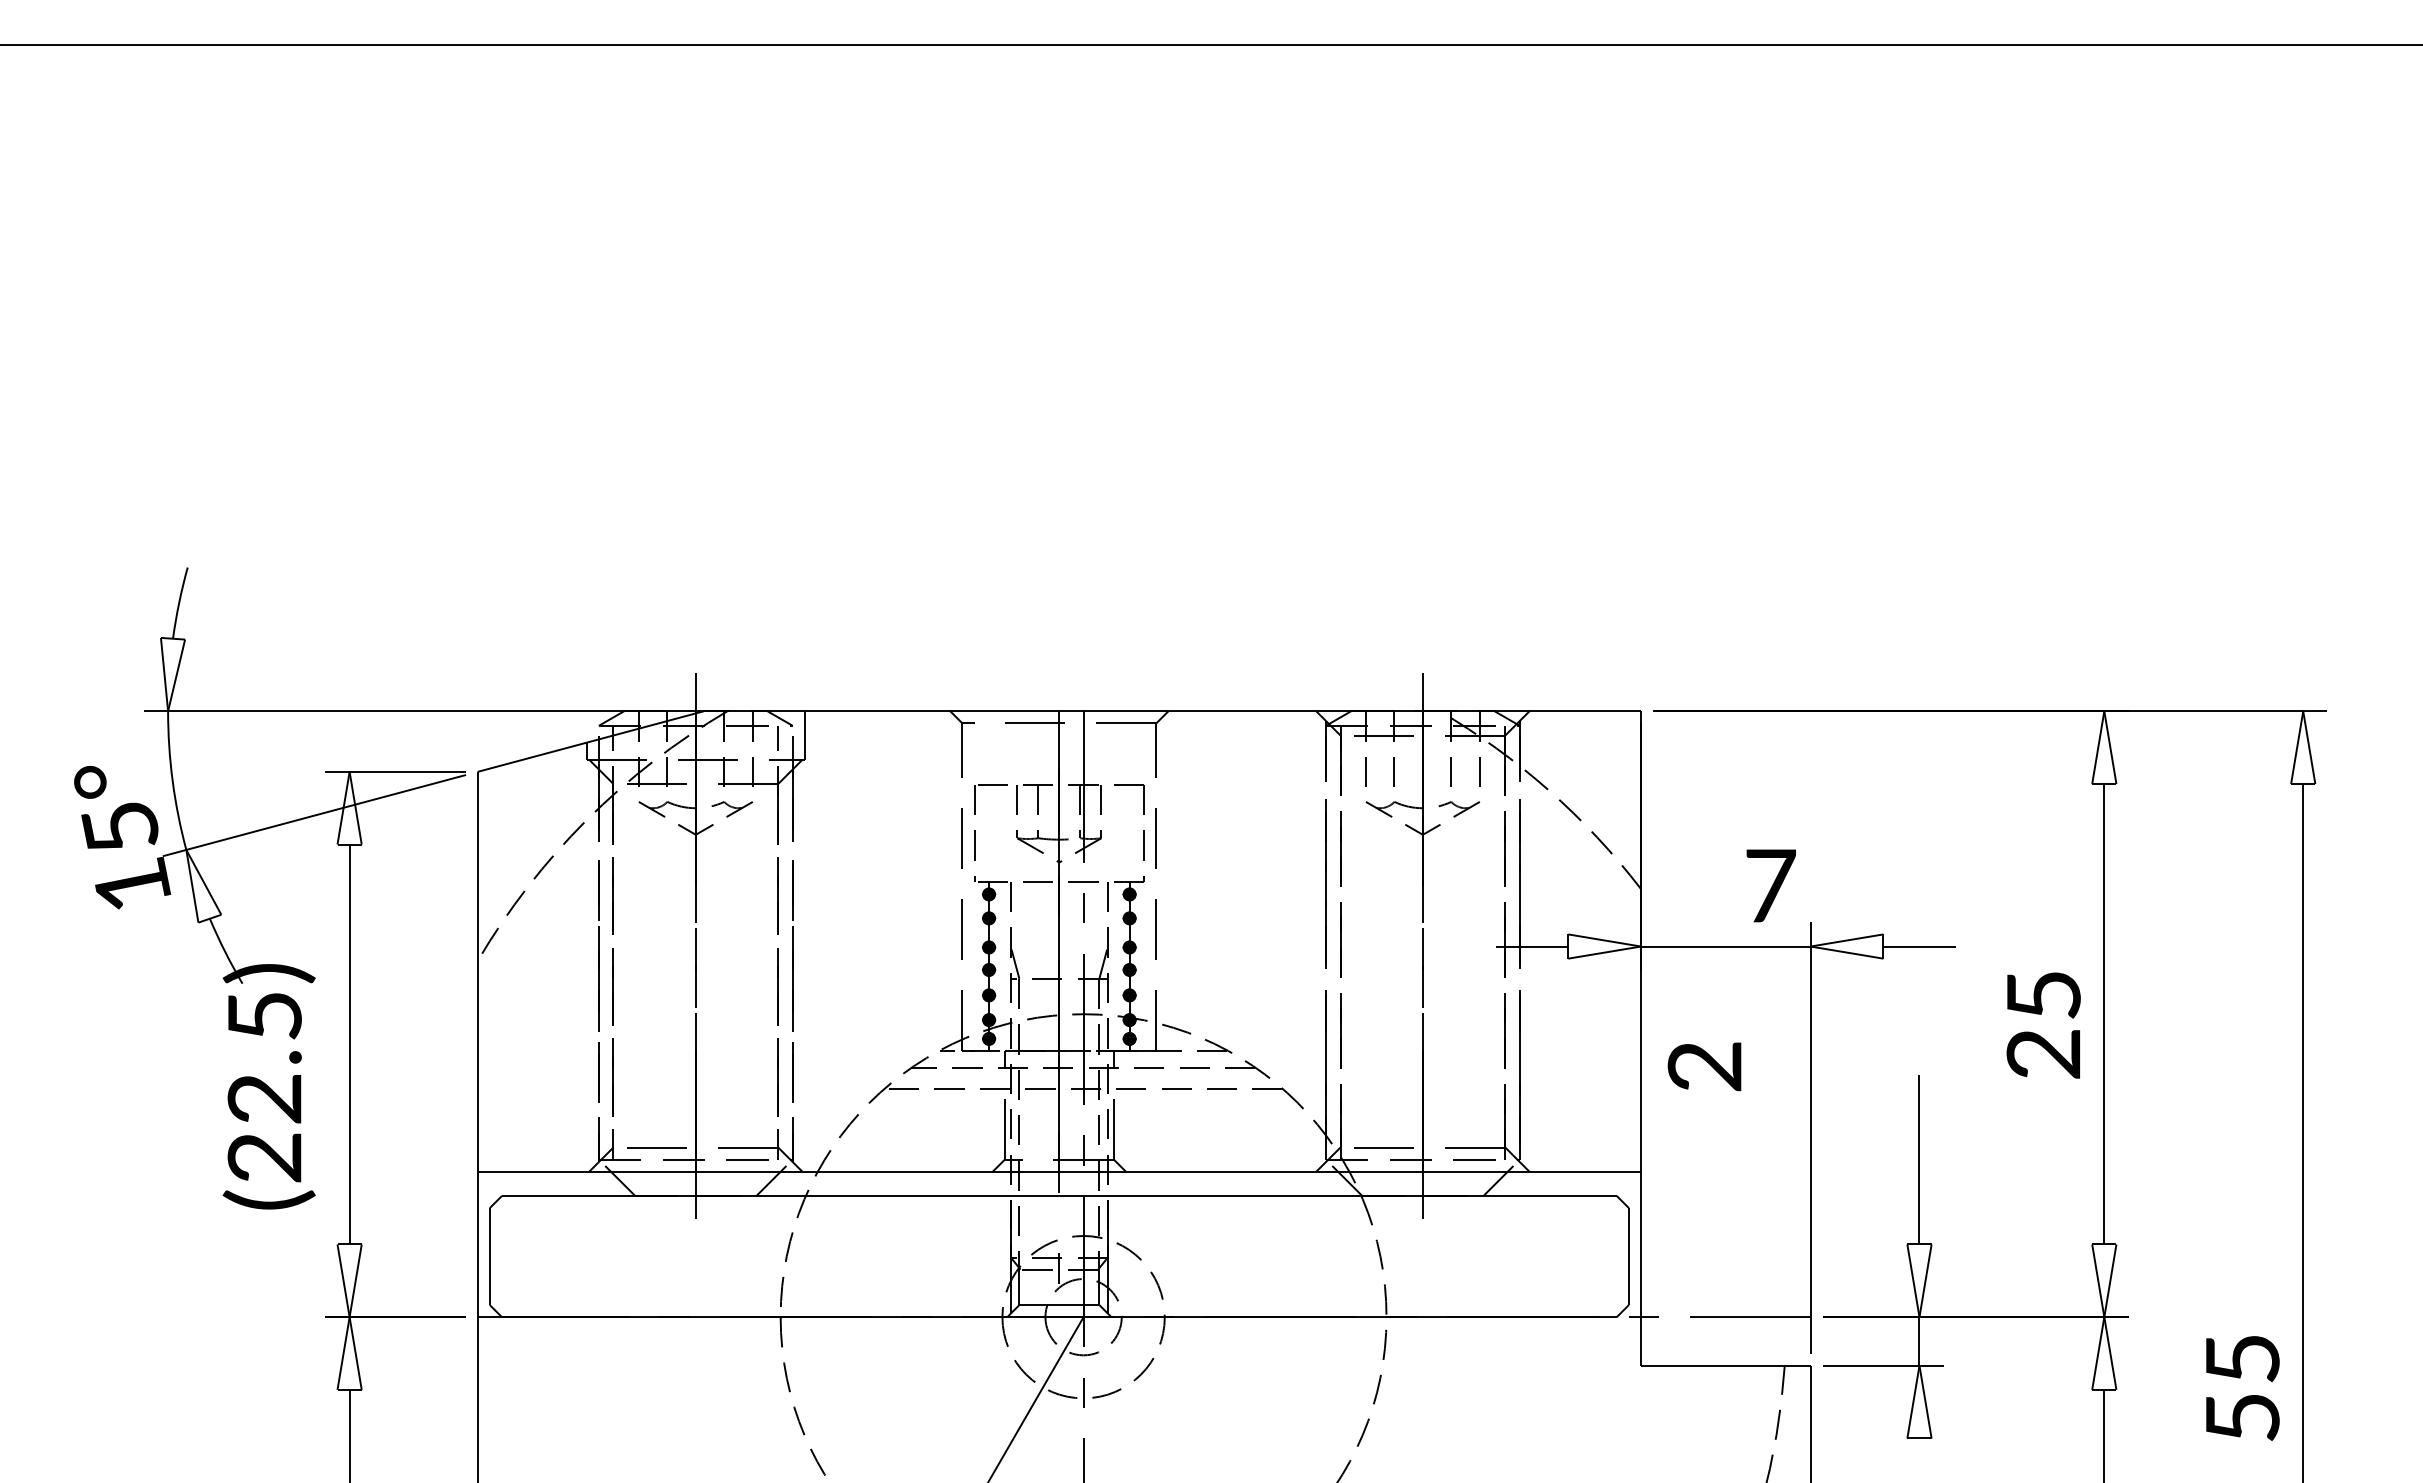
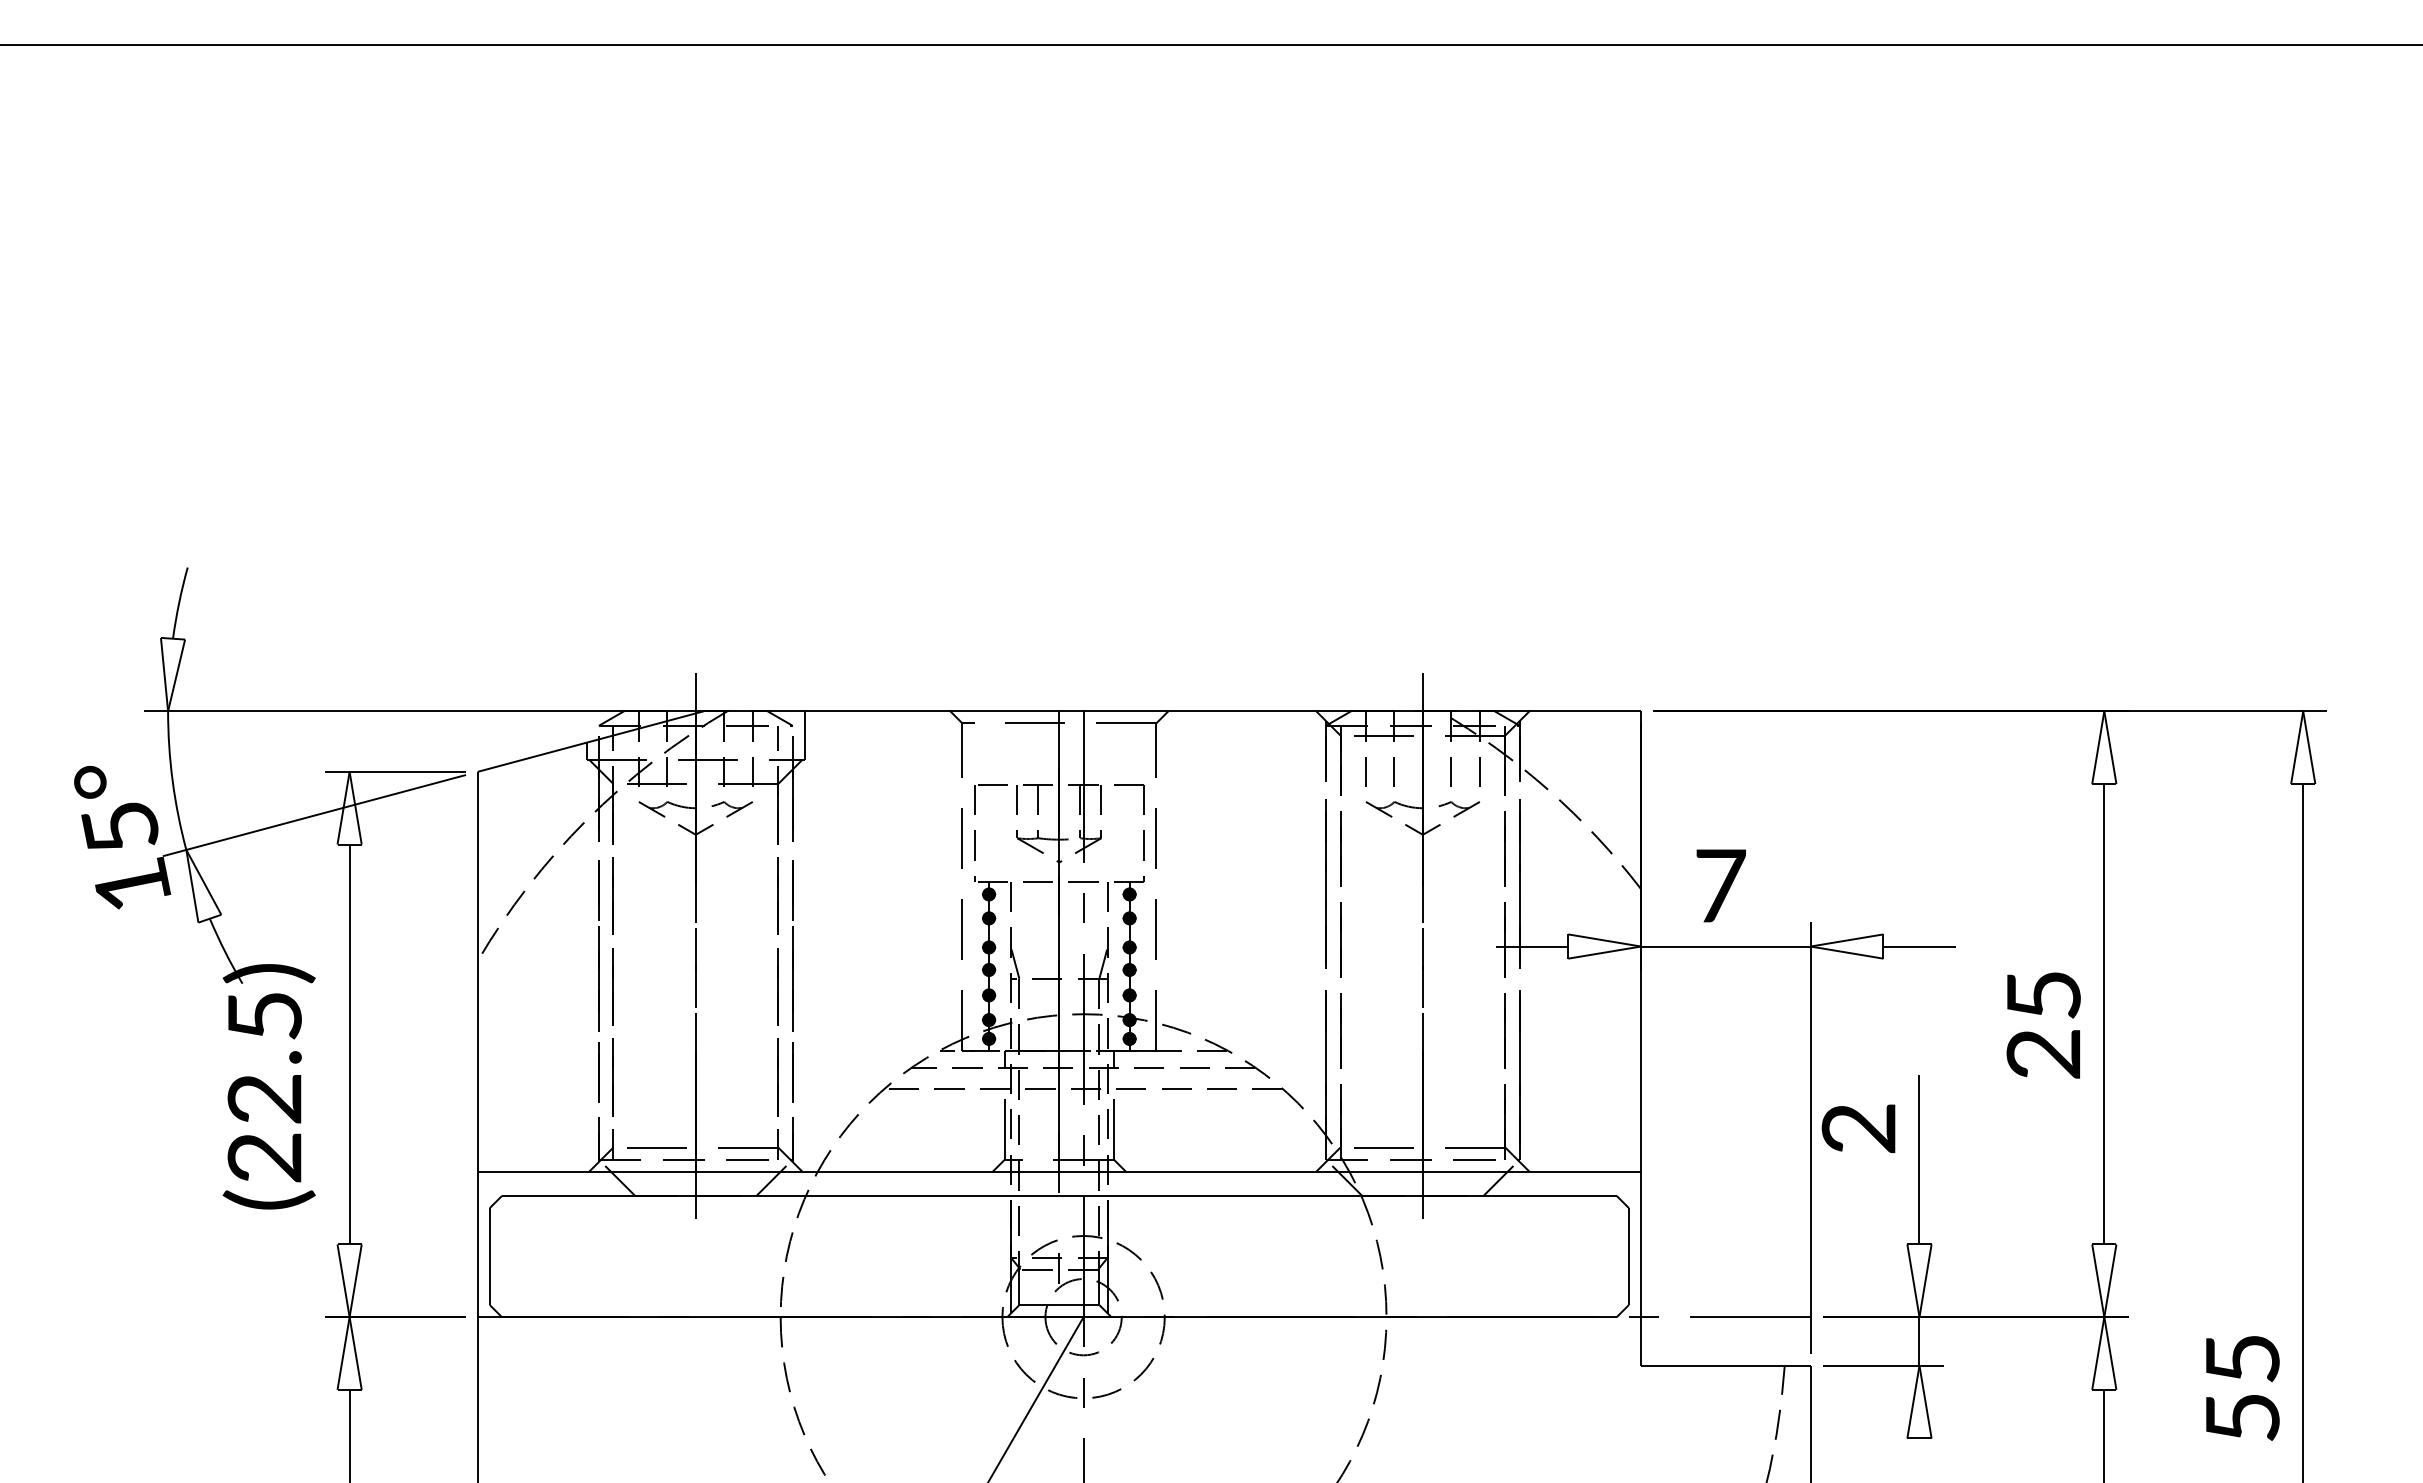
text position: (1770, 885) -> (1720, 885) (1720, 885)
text position: (1704, 1066) -> (1858, 1128) (1858, 1128)
